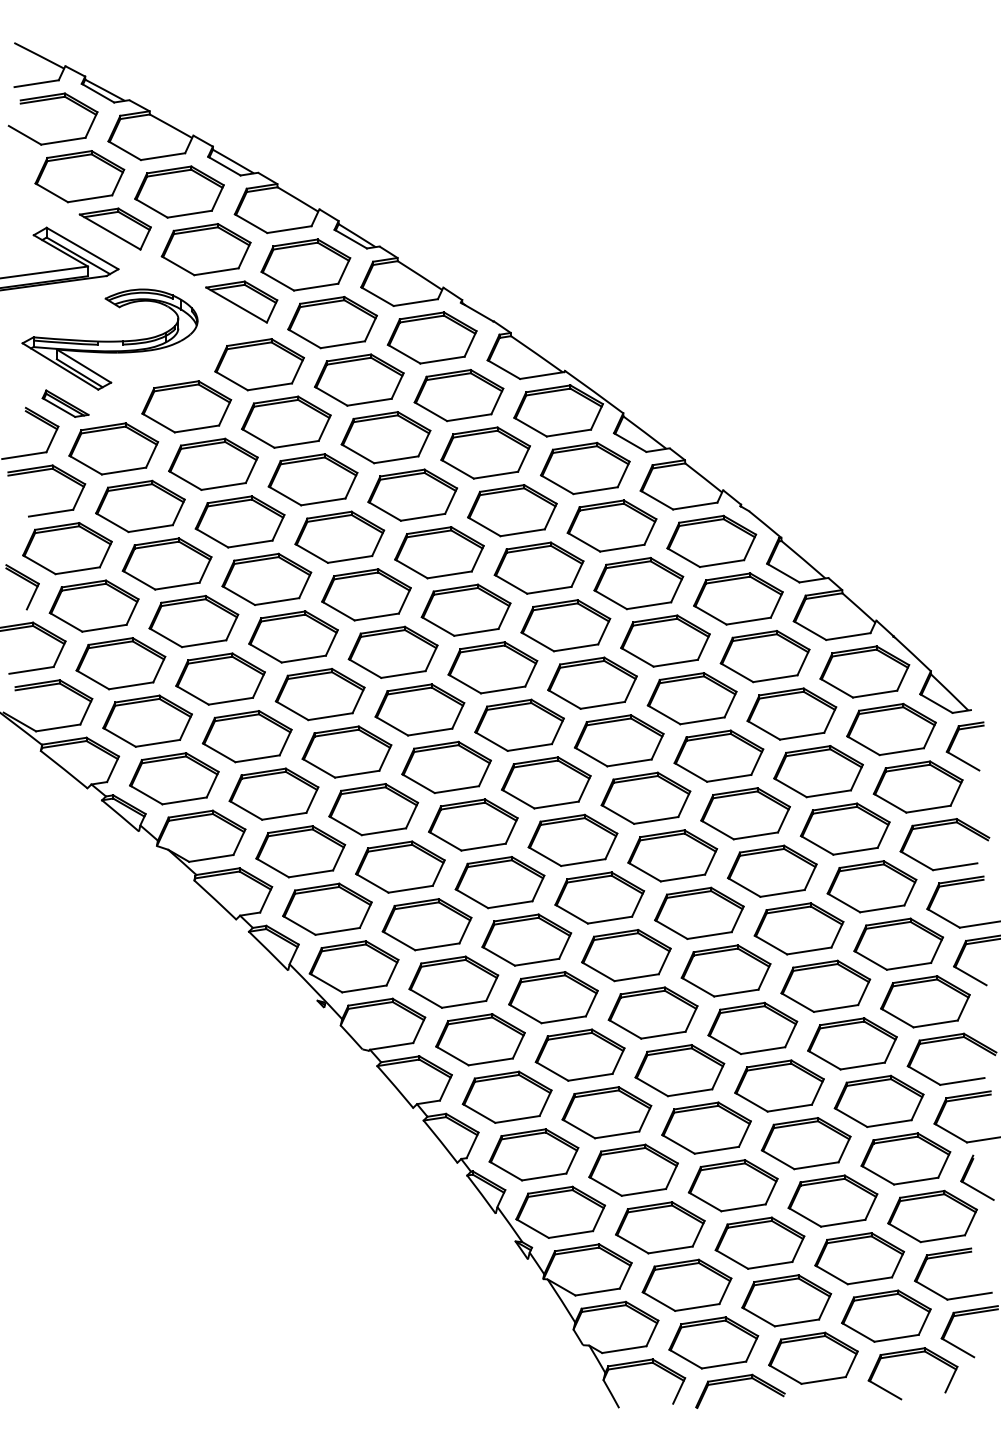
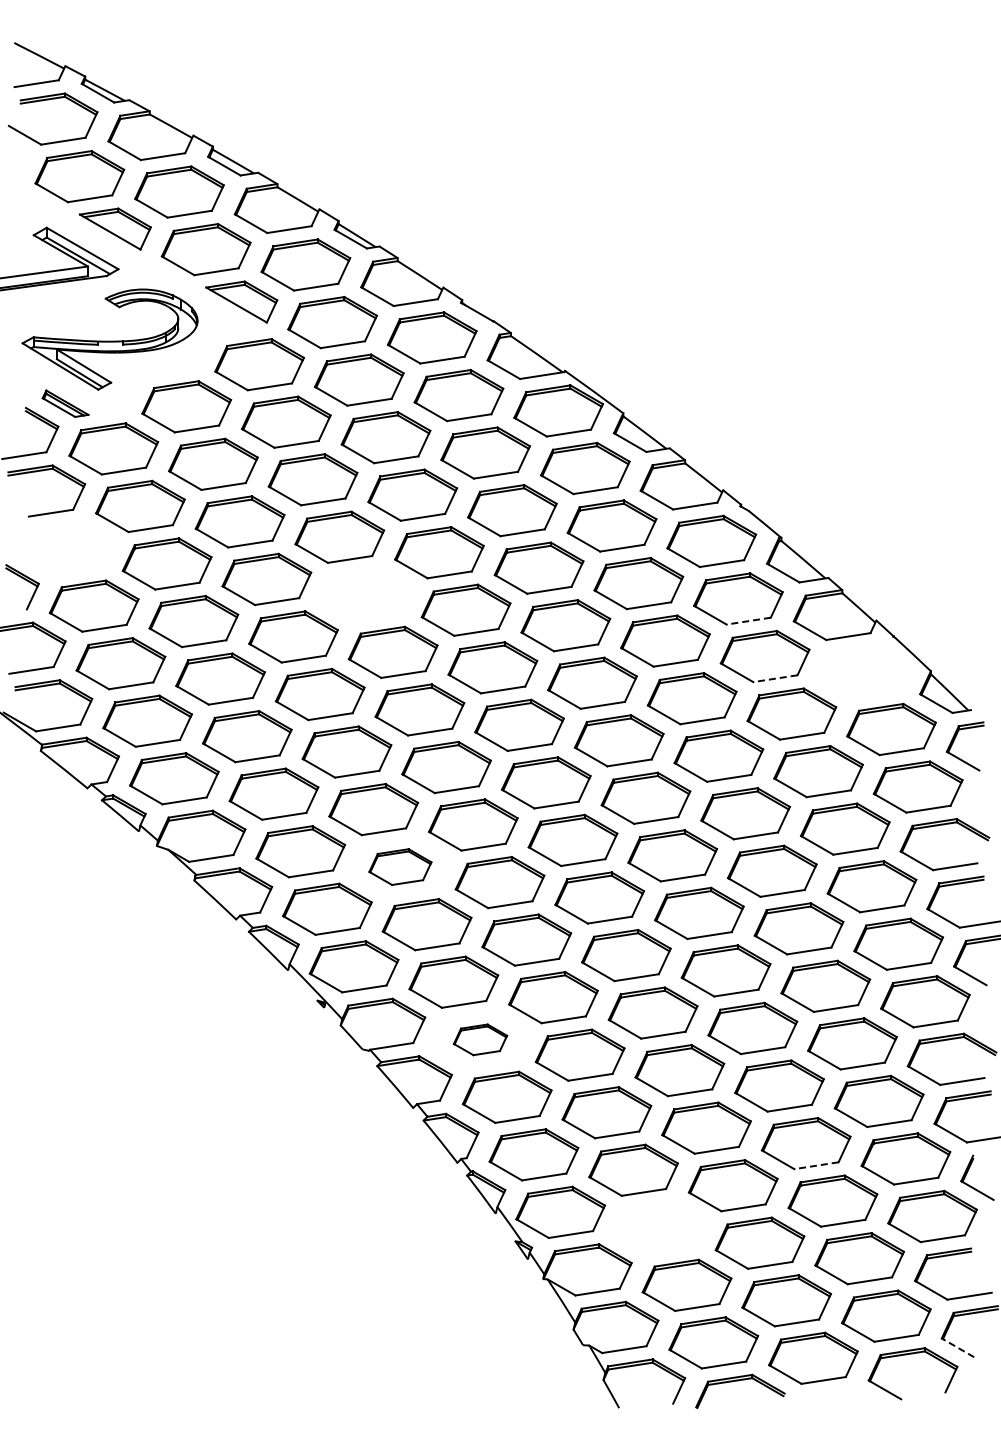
part: present -> none (67, 548)
part: present -> none (366, 594)
line: solid -> dashed (748, 621)
part: present -> none (864, 671)
line: solid -> dashed (774, 678)
part size: 91x54 px -> 65x38 px (400, 866)
part size: 91x54 px -> 57x34 px (480, 1039)
line: solid -> dashed (816, 1165)
part: present -> none (660, 1227)
line: solid -> dashed (957, 1347)
